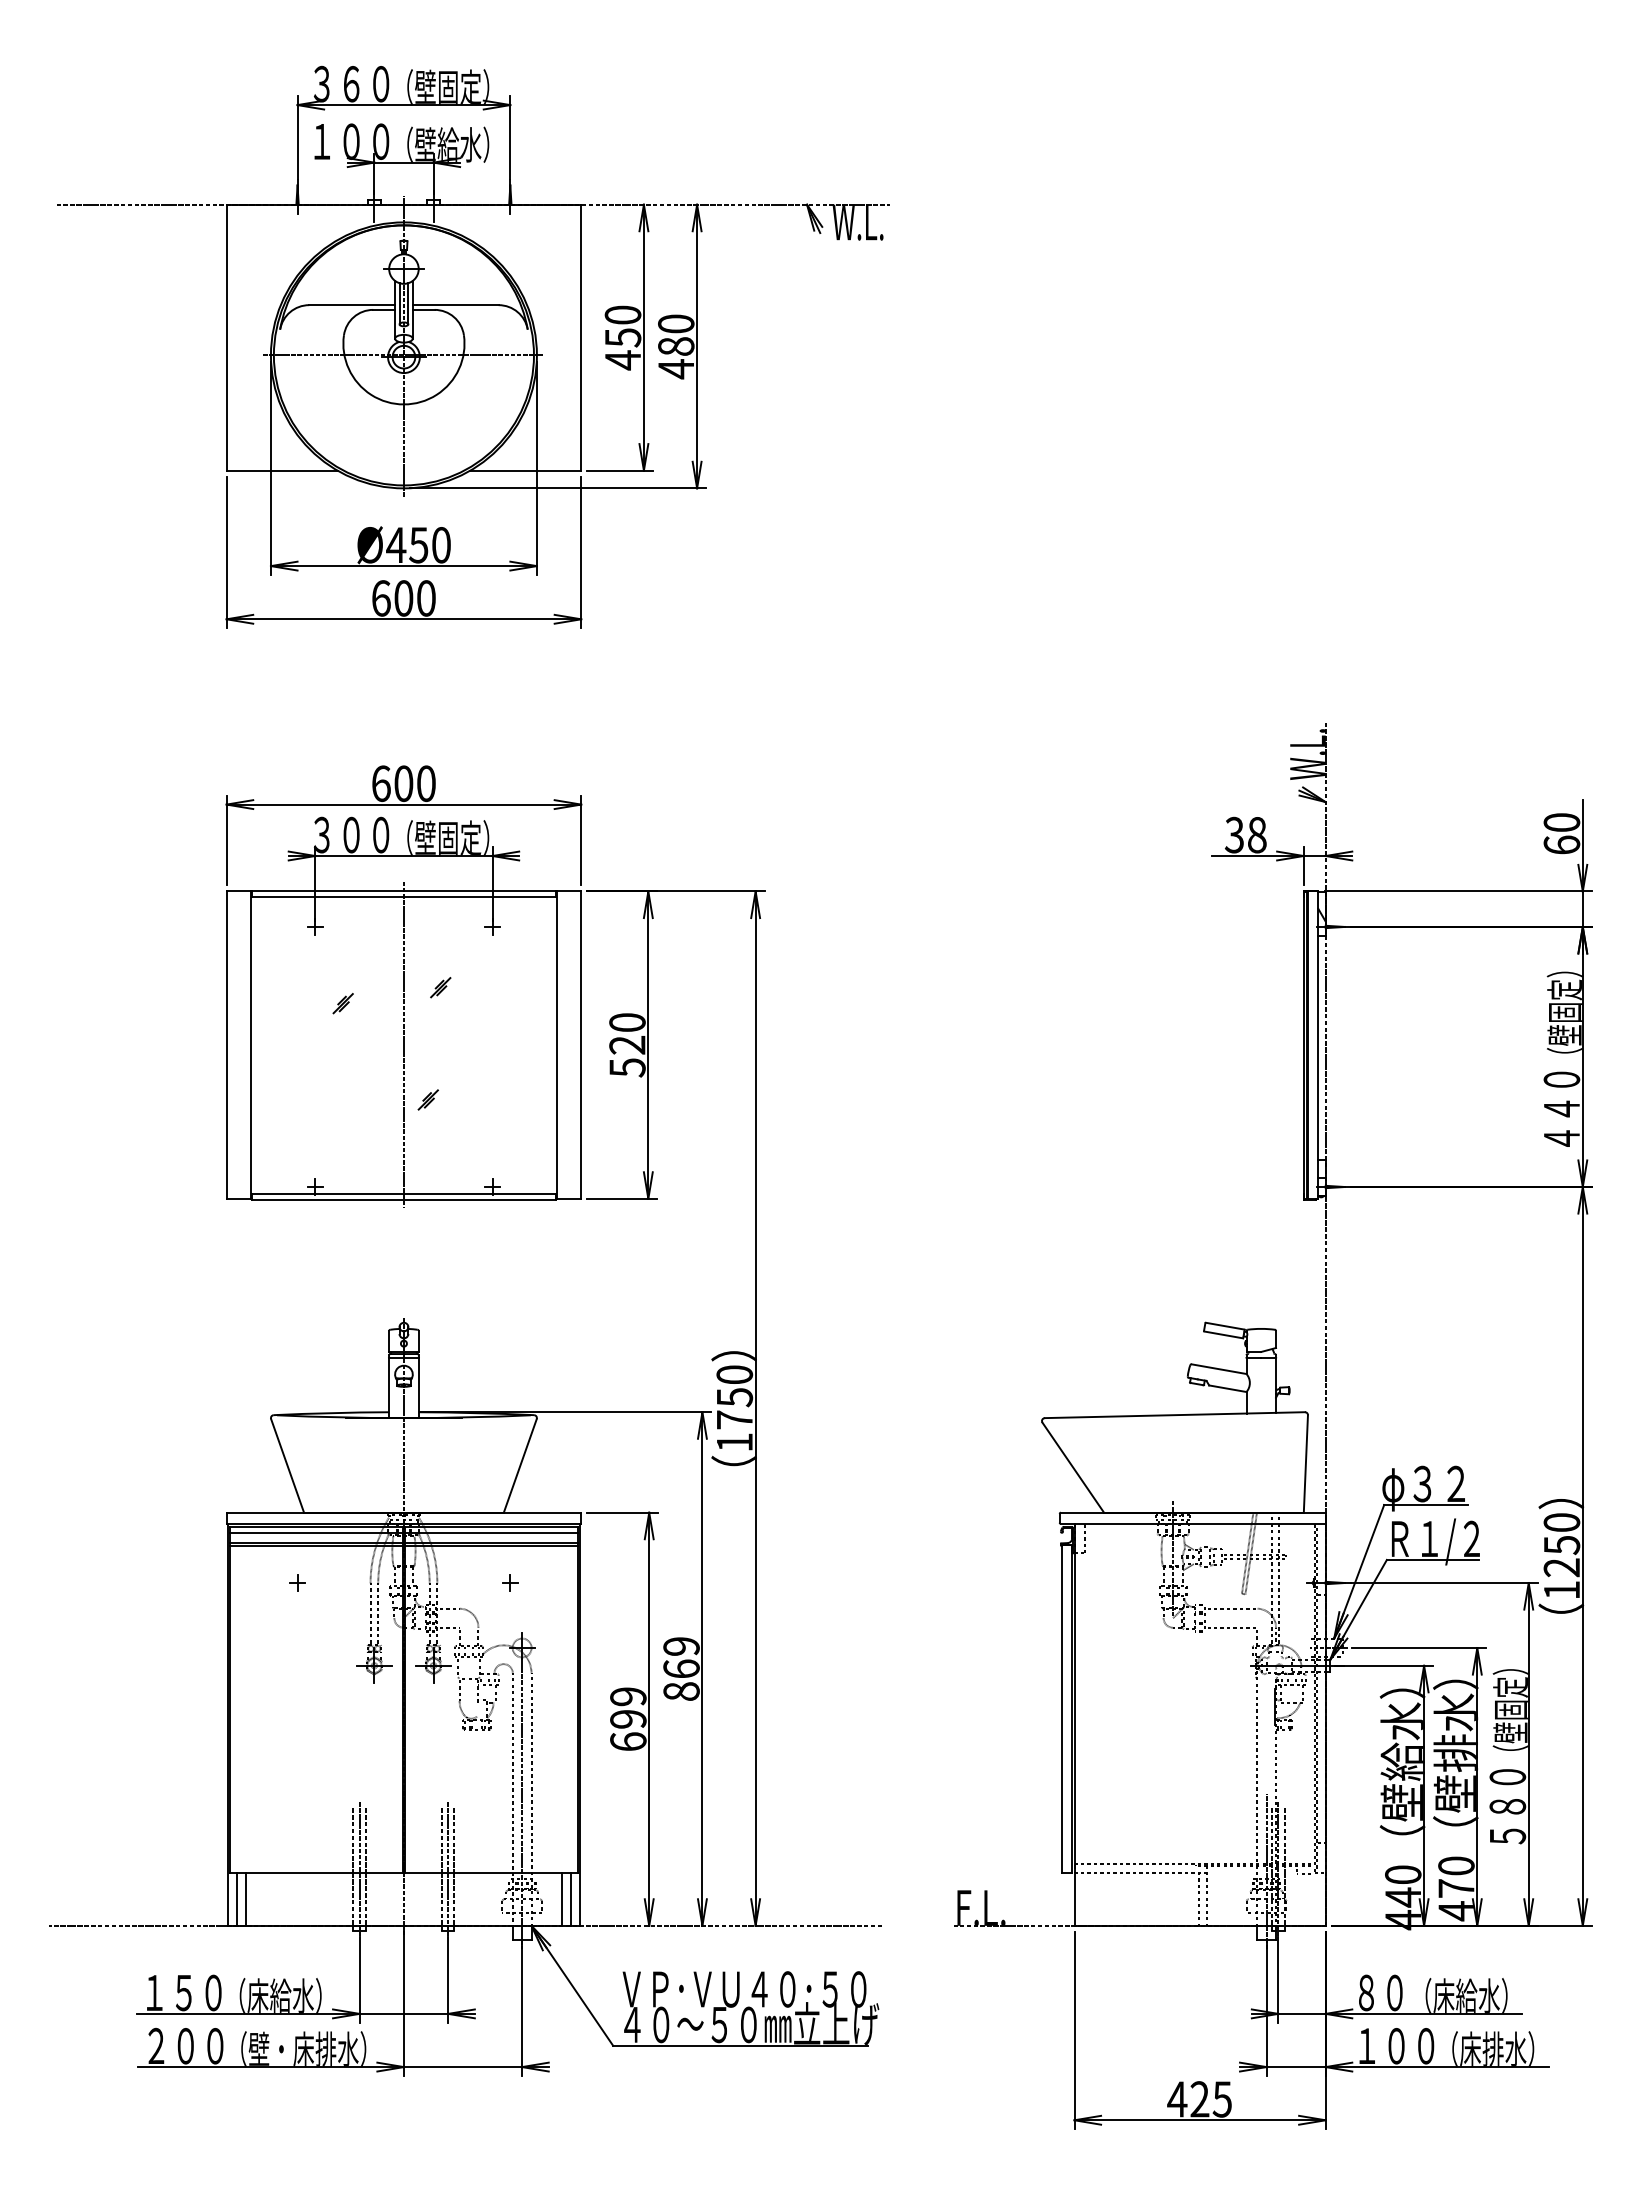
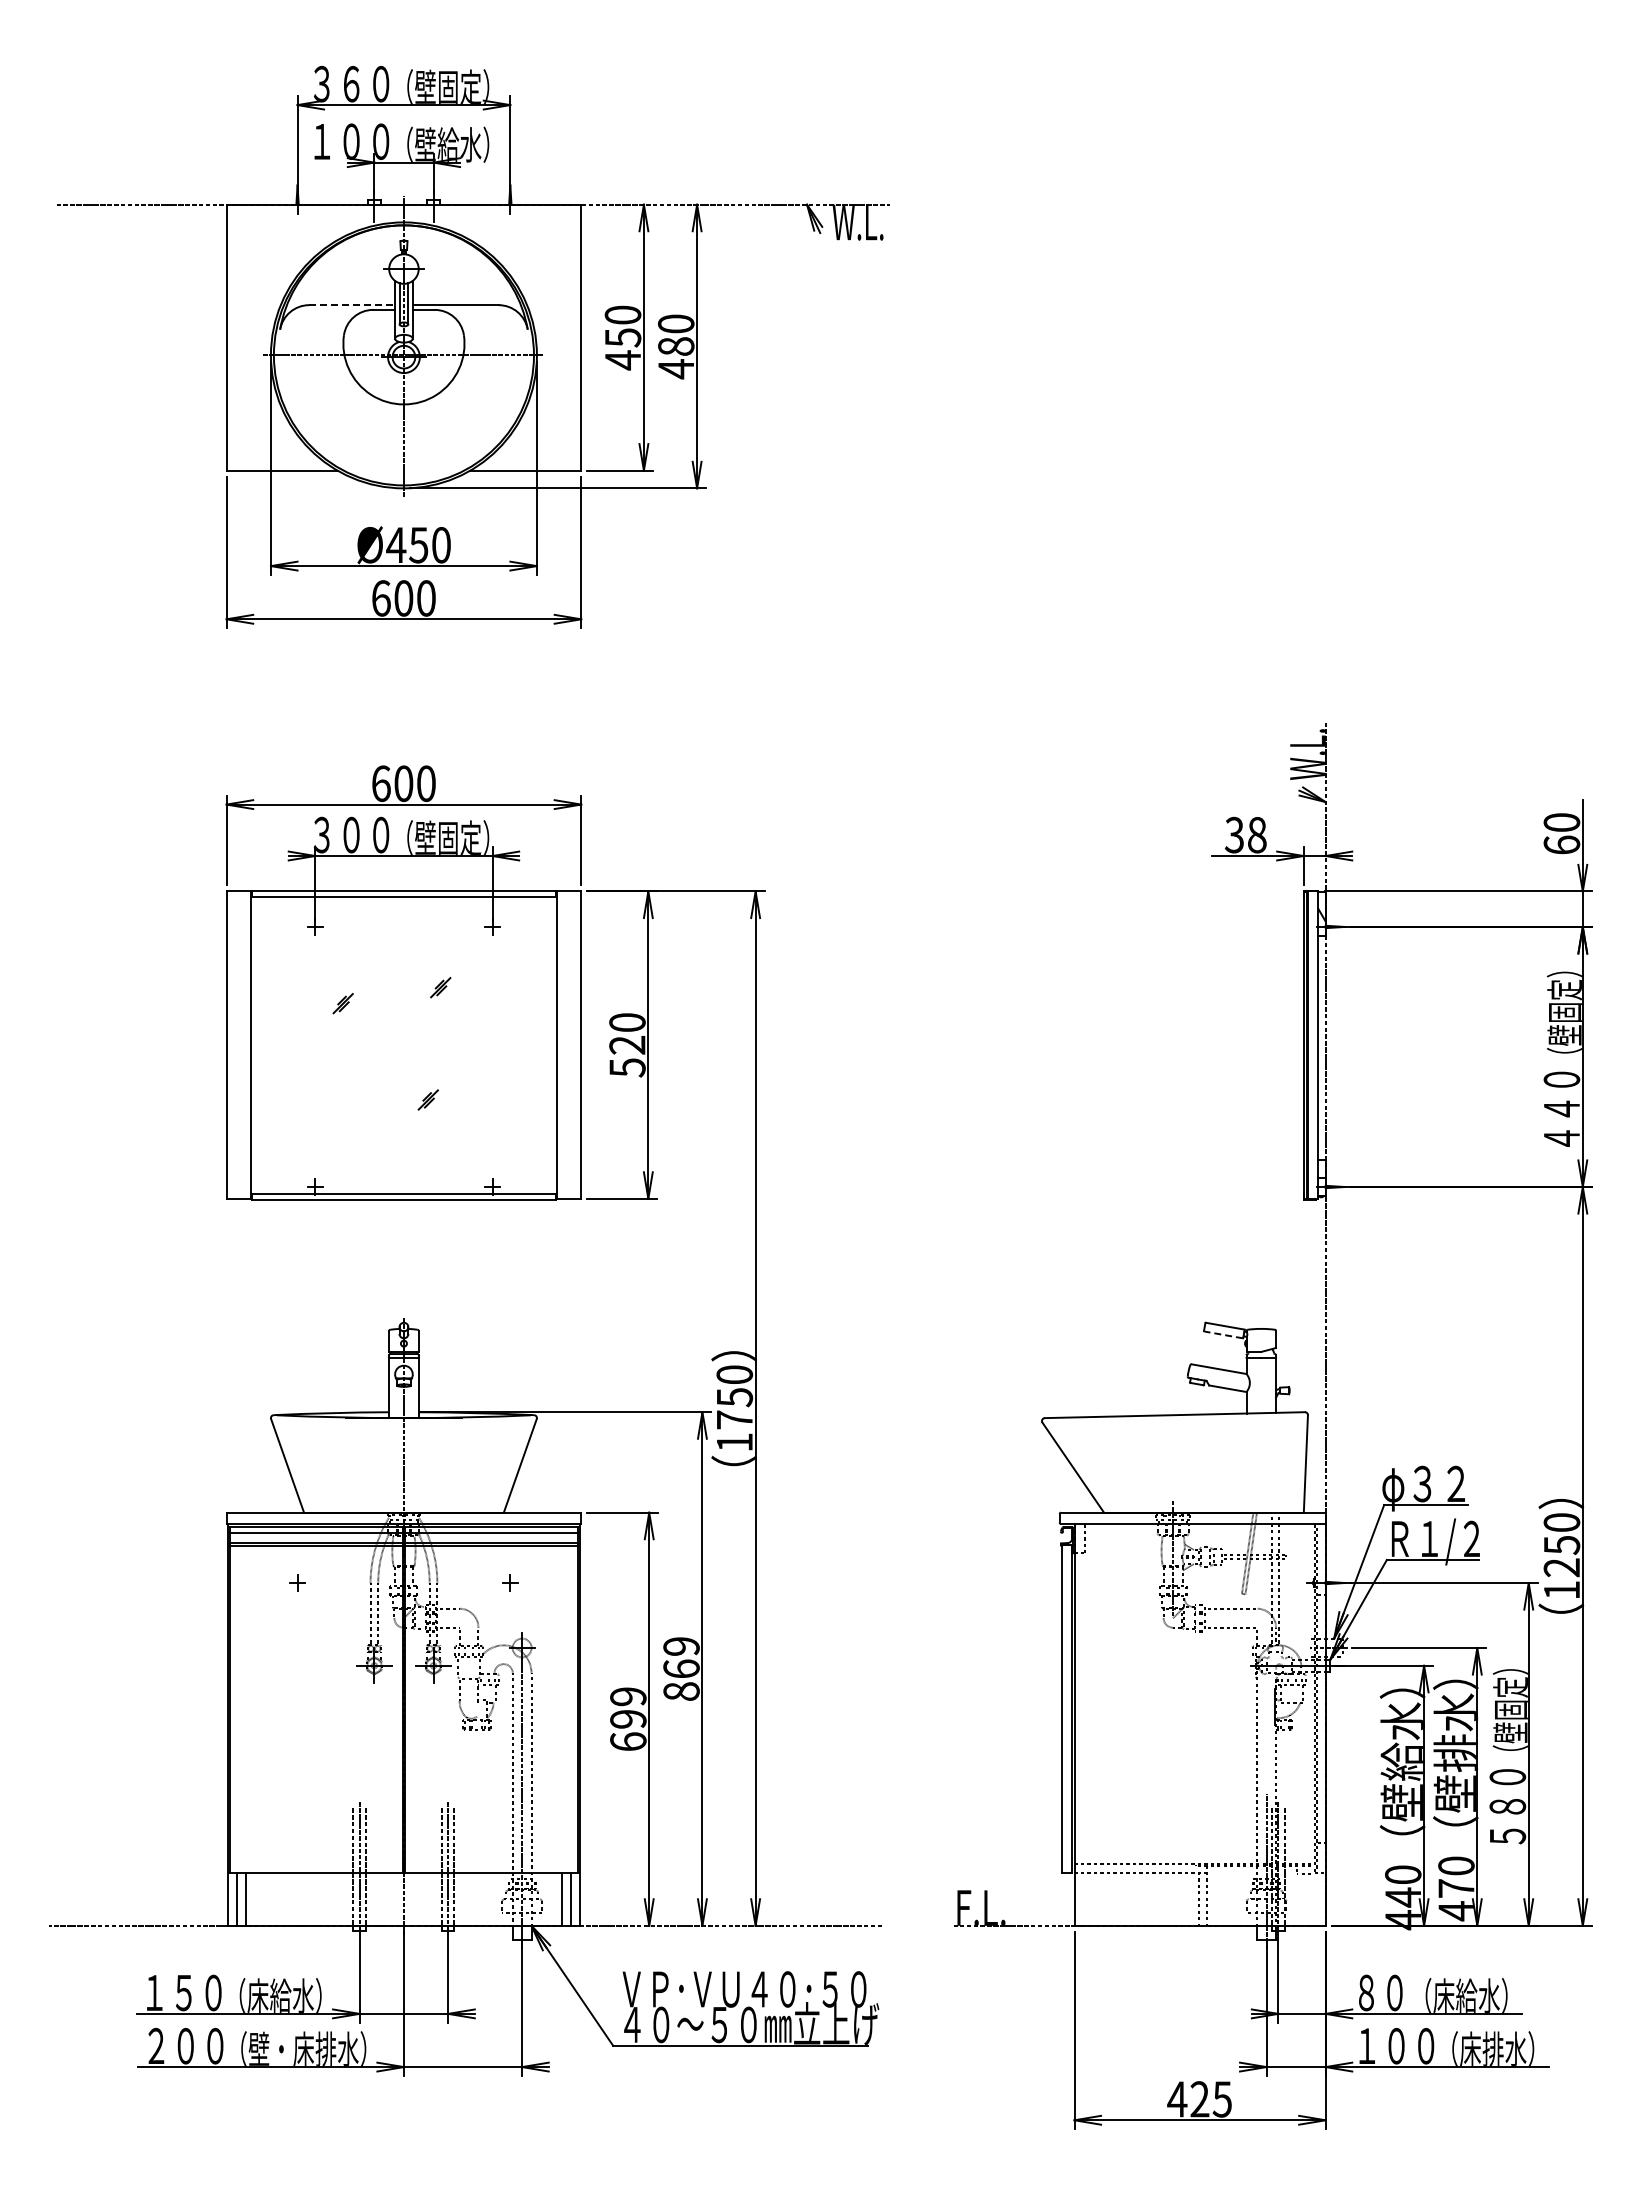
line: solid -> dashed (352, 305)
line: present -> none (403, 1044)
line: solid -> dashed (1223, 1334)
